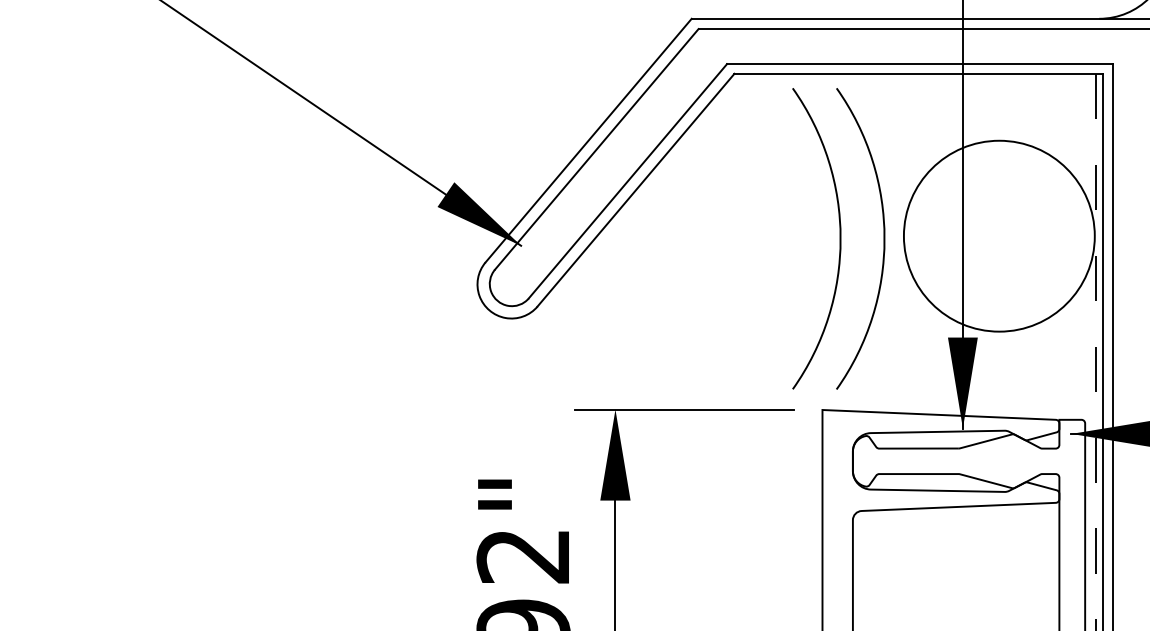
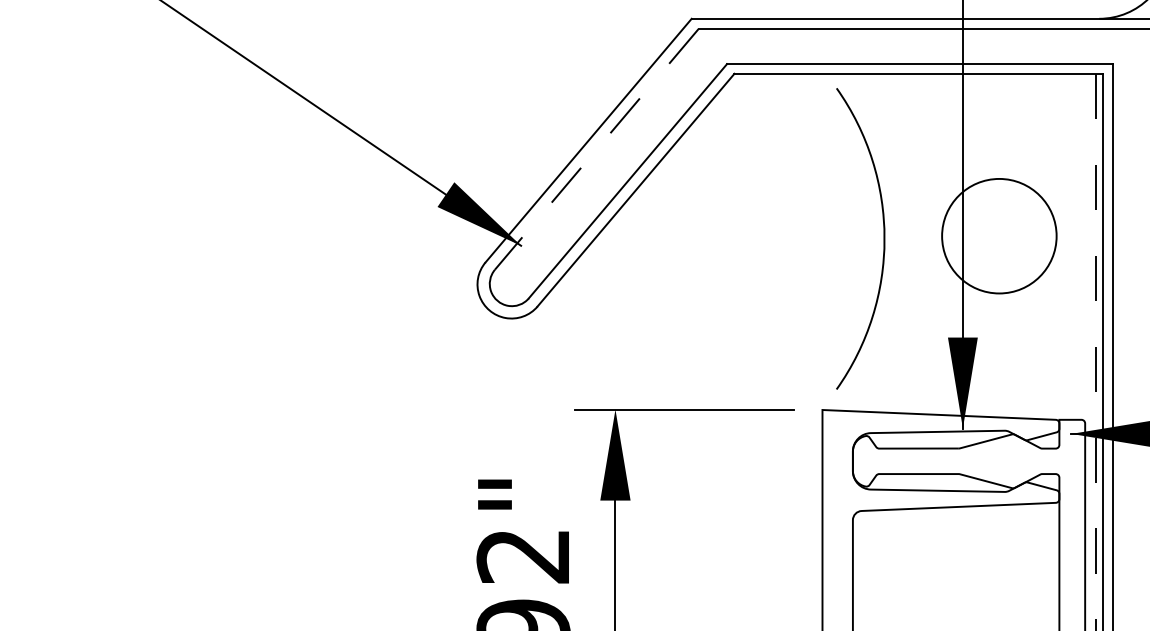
line: solid -> dashed (596, 149)
circle diameter: 191 px -> 115 px (999, 235)
arc: present -> none (839, 238)
